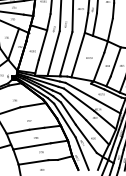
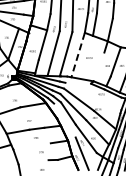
line: solid -> dashed (78, 55)
line: present -> none (98, 66)
line: present -> none (92, 97)
line: present -> none (64, 120)
line: present -> none (31, 146)
line: present -> none (33, 162)
